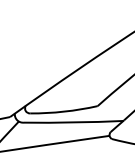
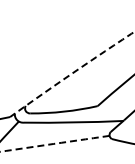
arc: solid -> dashed (71, 73)
arc: solid -> dashed (54, 143)
